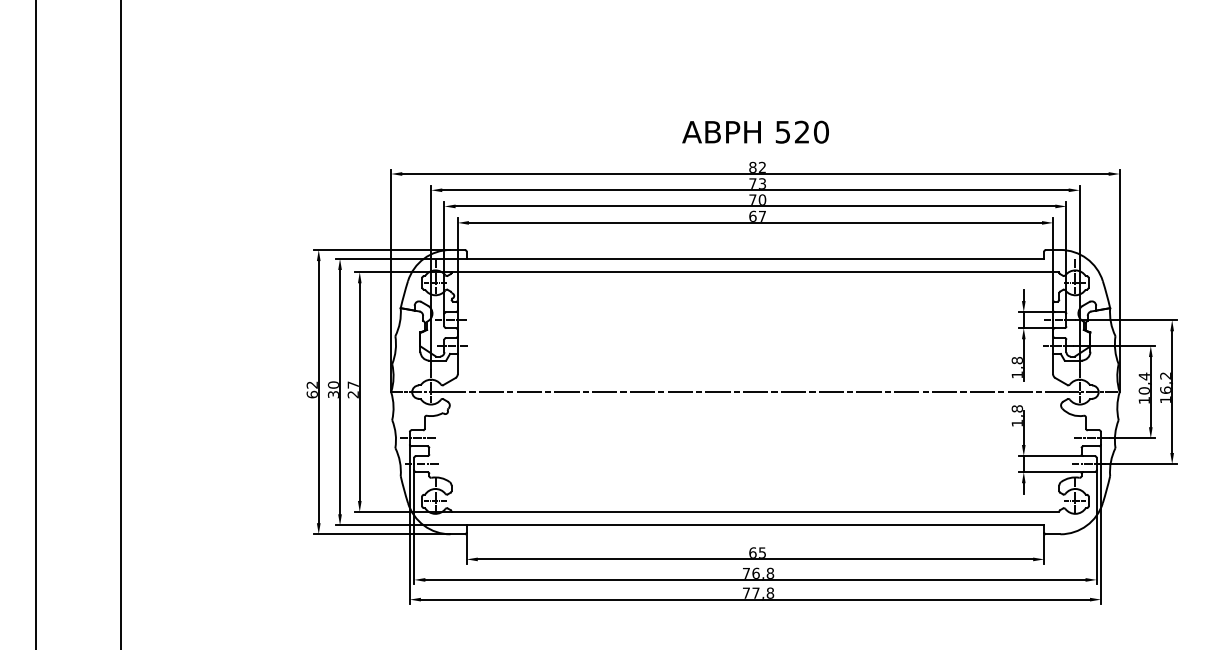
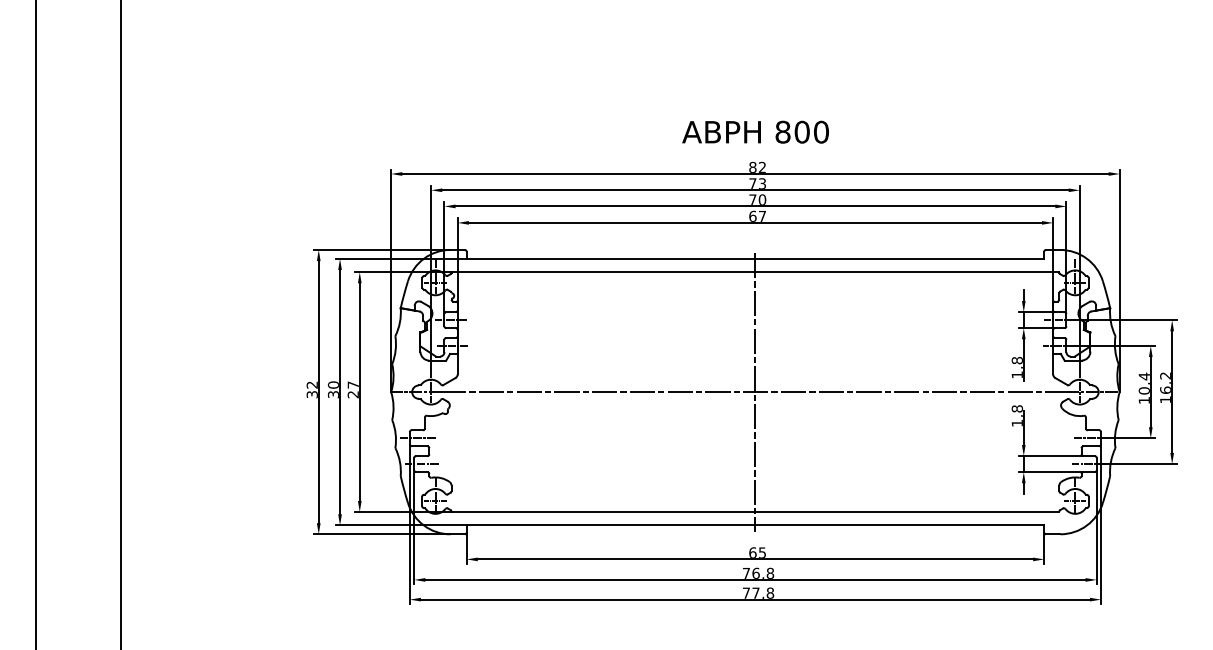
text: 520 -> 800 (792, 131)
line: none -> present (755, 392)
text: 62 -> 32 (311, 394)
